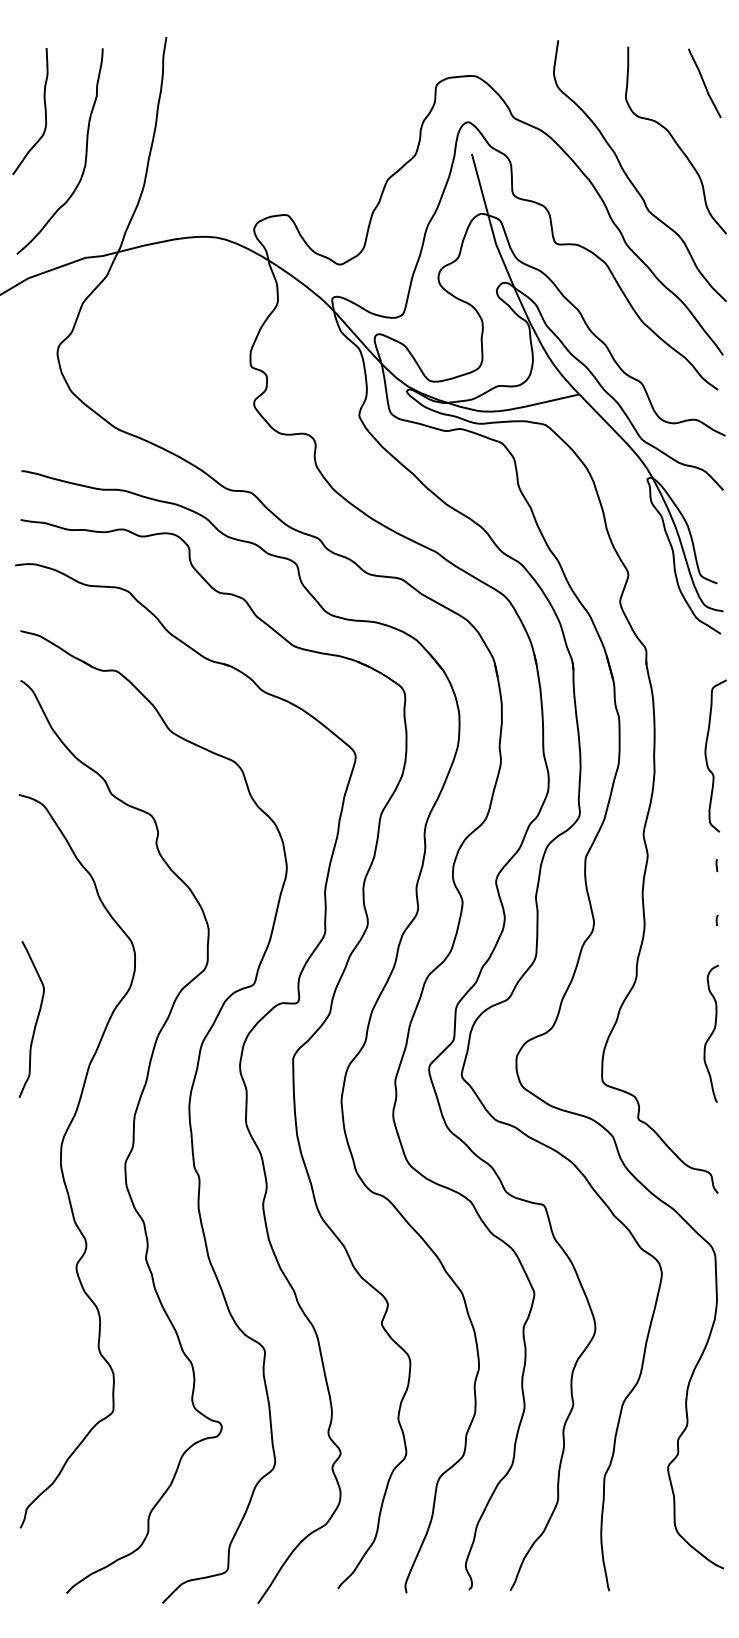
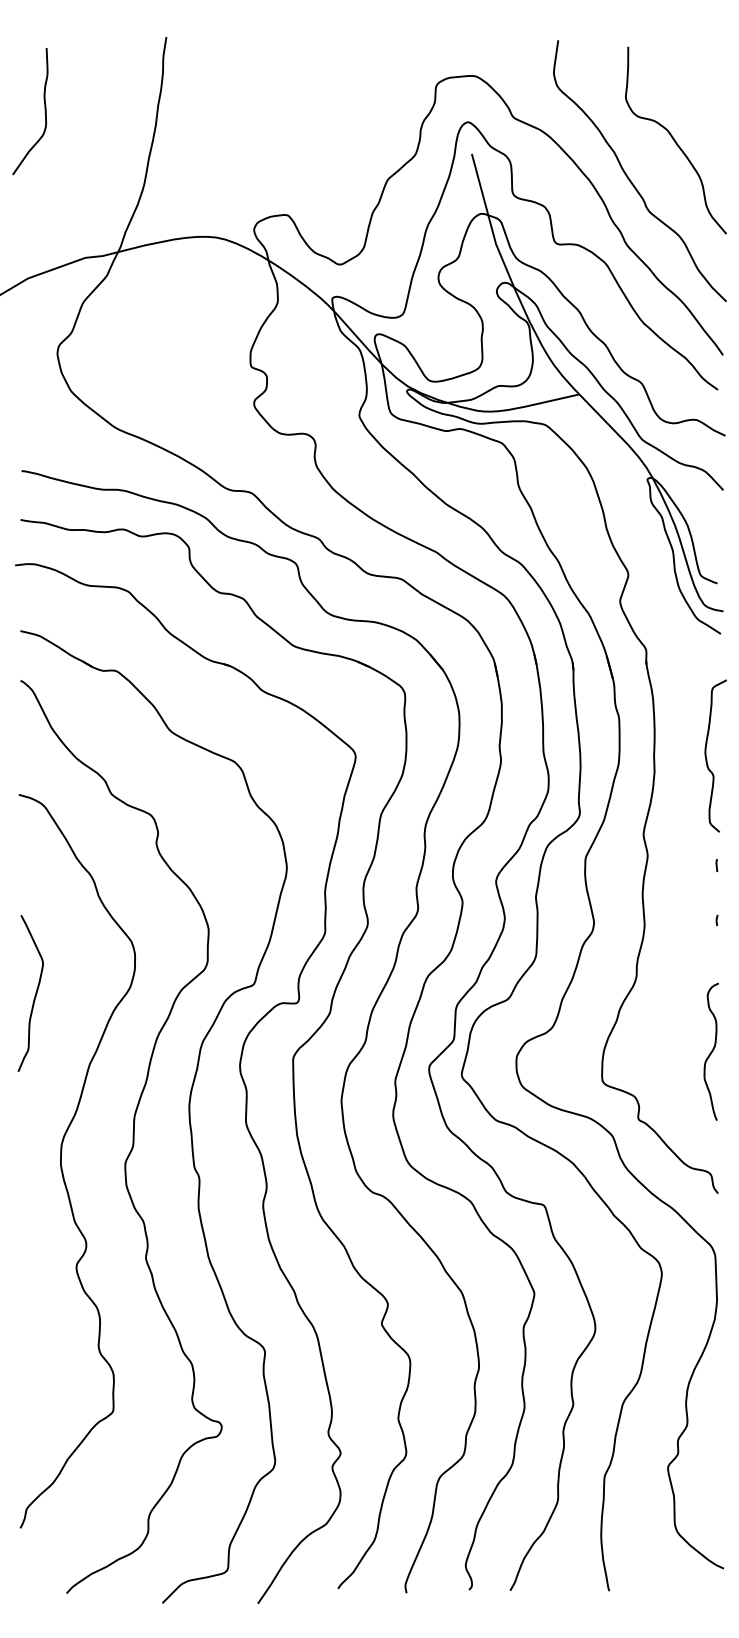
line: present -> none (704, 83)
curve: present -> none (85, 151)
curve position: (35, 1021) -> (34, 995) (34, 995)
curve position: (711, 1033) -> (711, 1051) (711, 1051)
